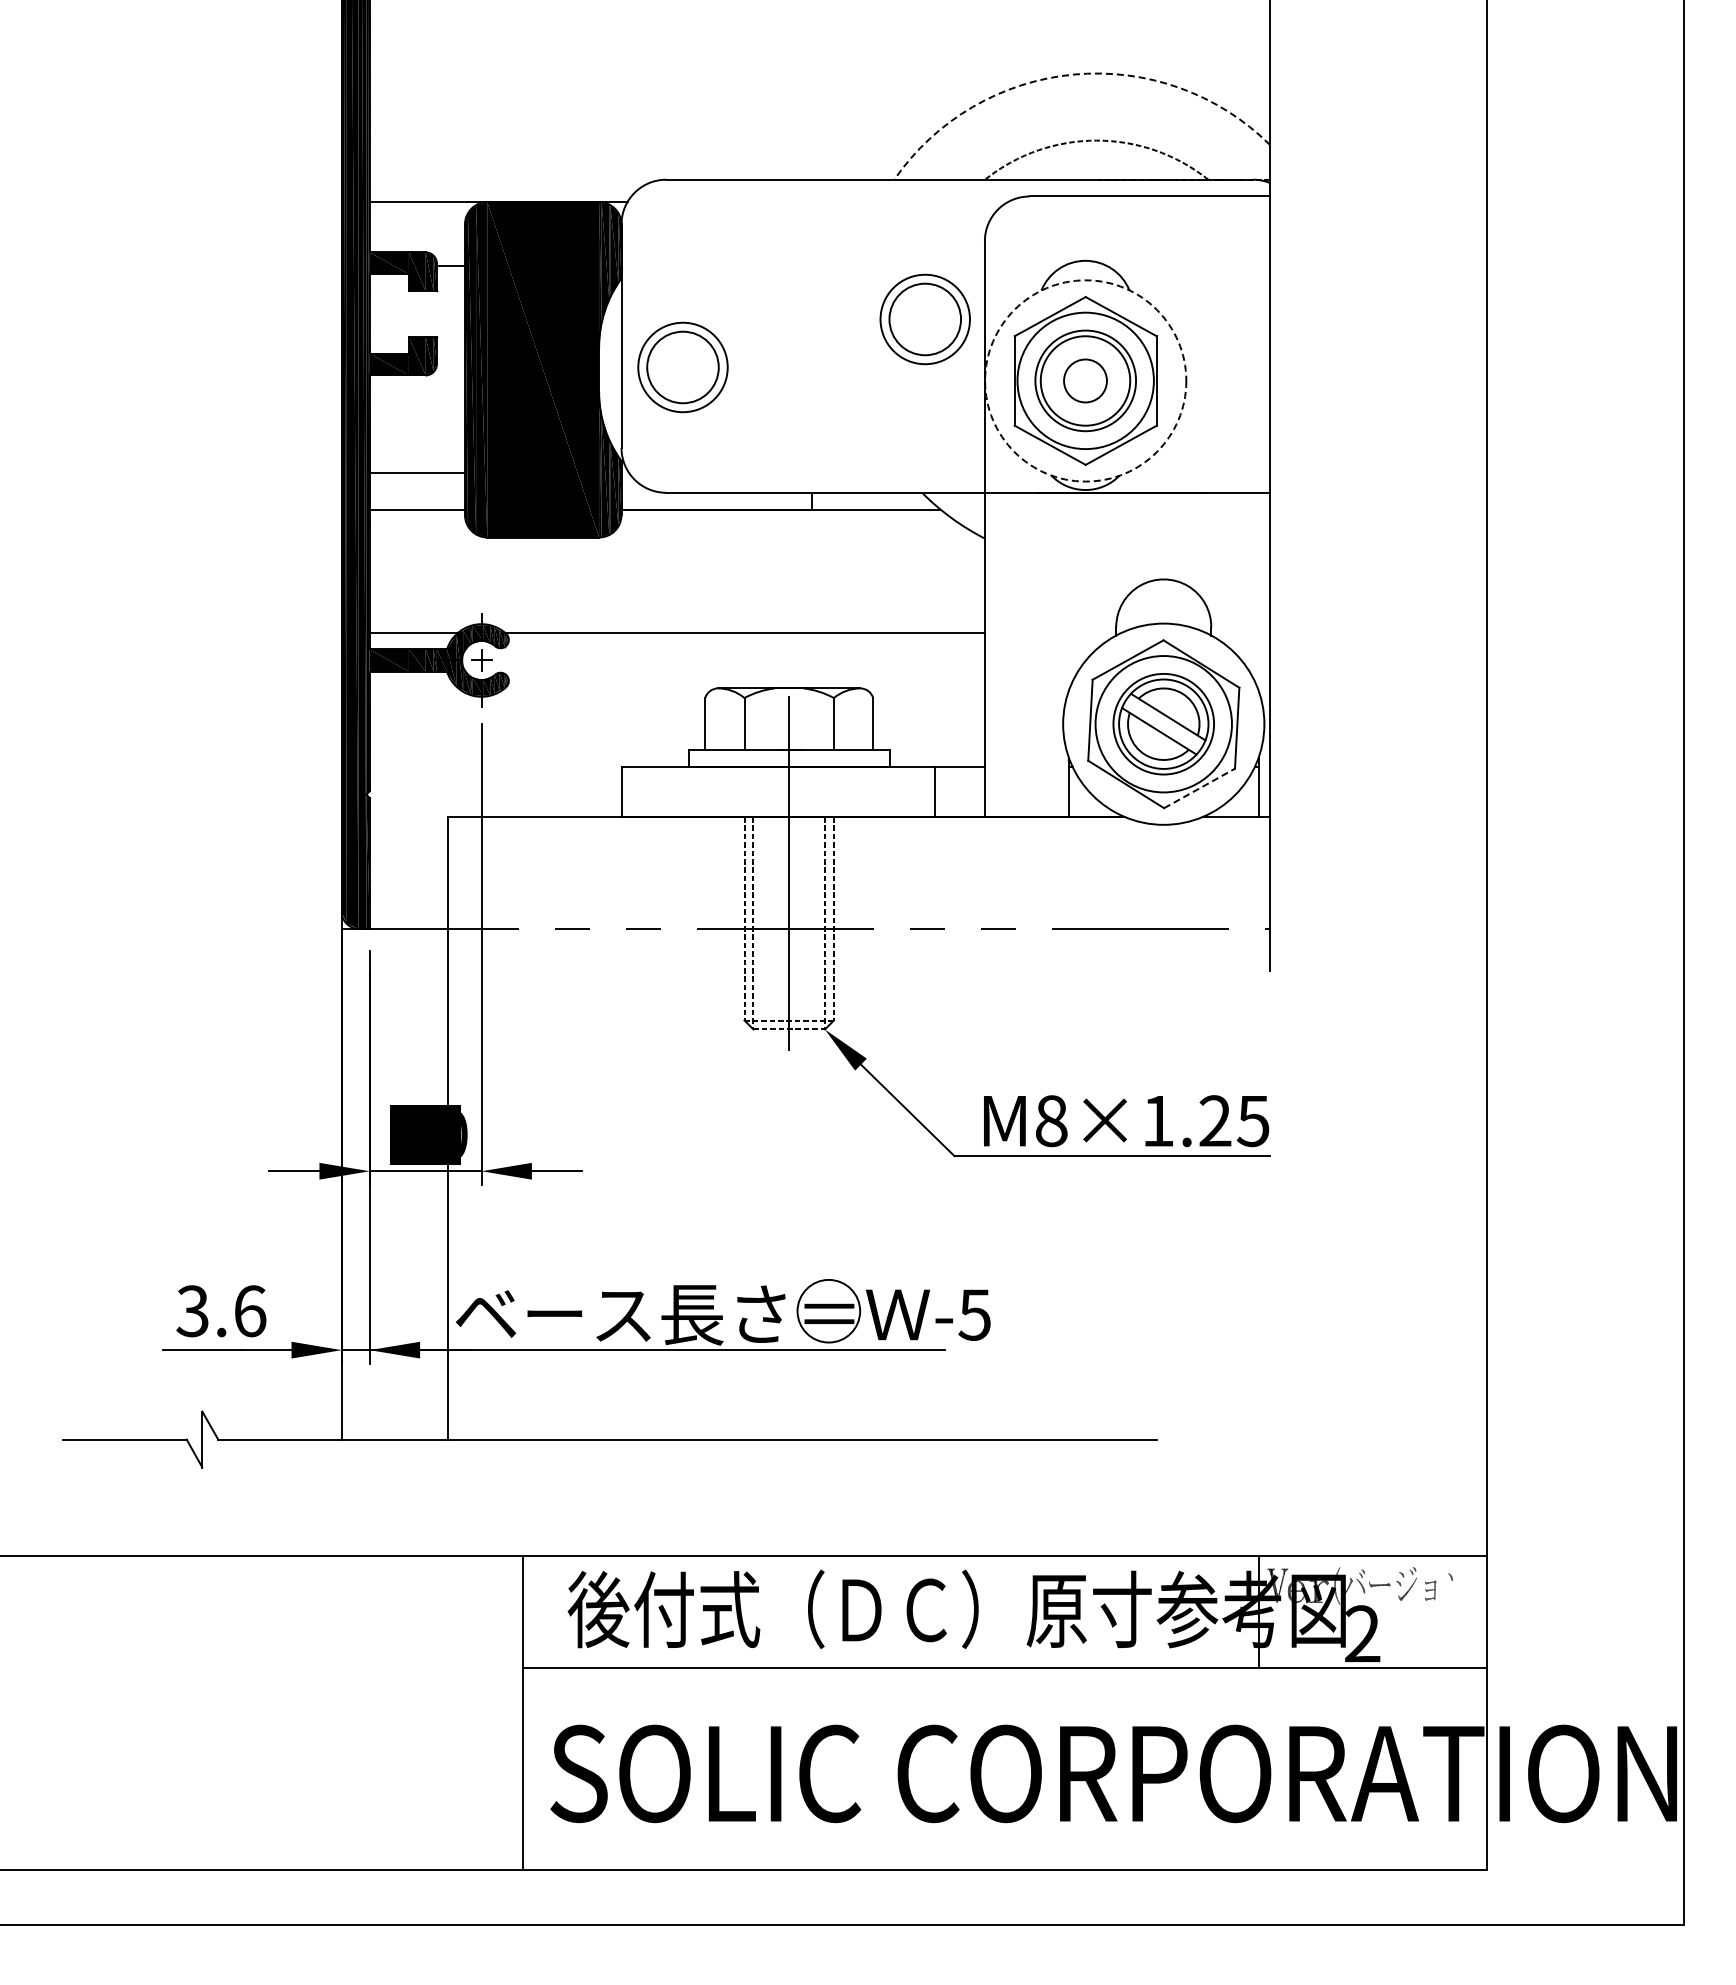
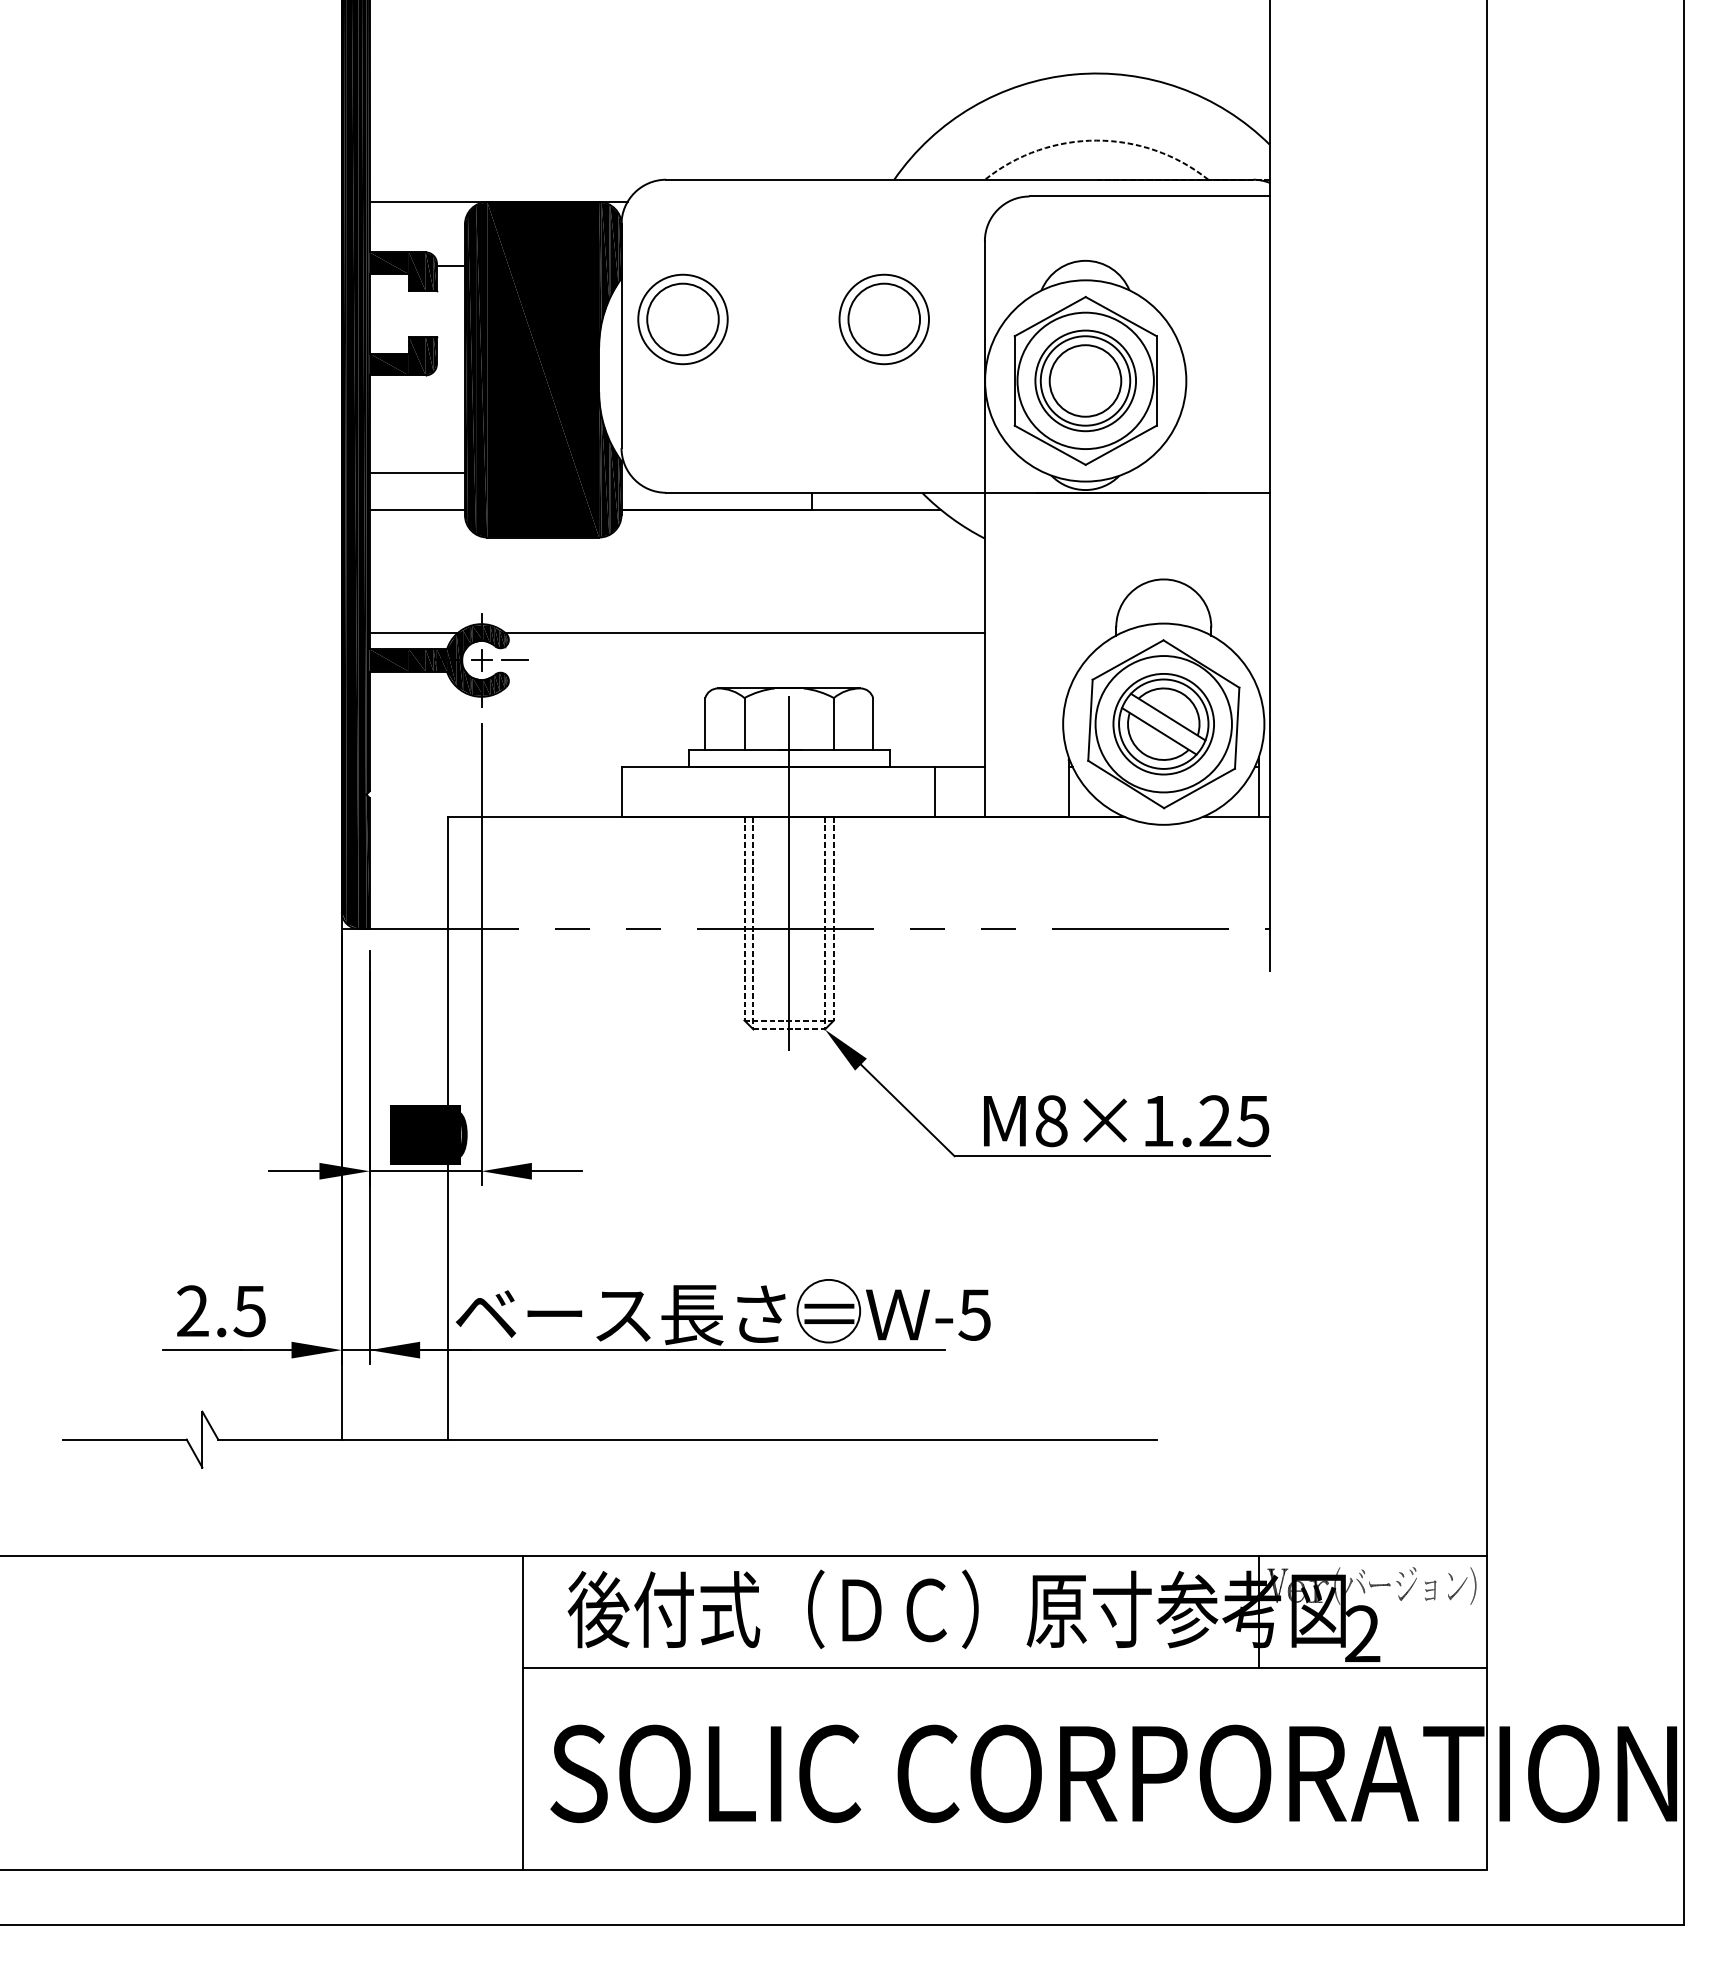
arc: dashed -> solid (1073, 74)
part position: (924, 319) -> (883, 319) (883, 319)
part position: (682, 367) -> (682, 319) (682, 319)
circle diameter: 43 px -> 72 px (1085, 380)
circle: dashed -> solid (1085, 380)
line: none -> present (514, 659)
line: dashed -> solid (1199, 788)
text: 3.6 -> 2.5 (221, 1311)
part: none -> present (1462, 1585)
